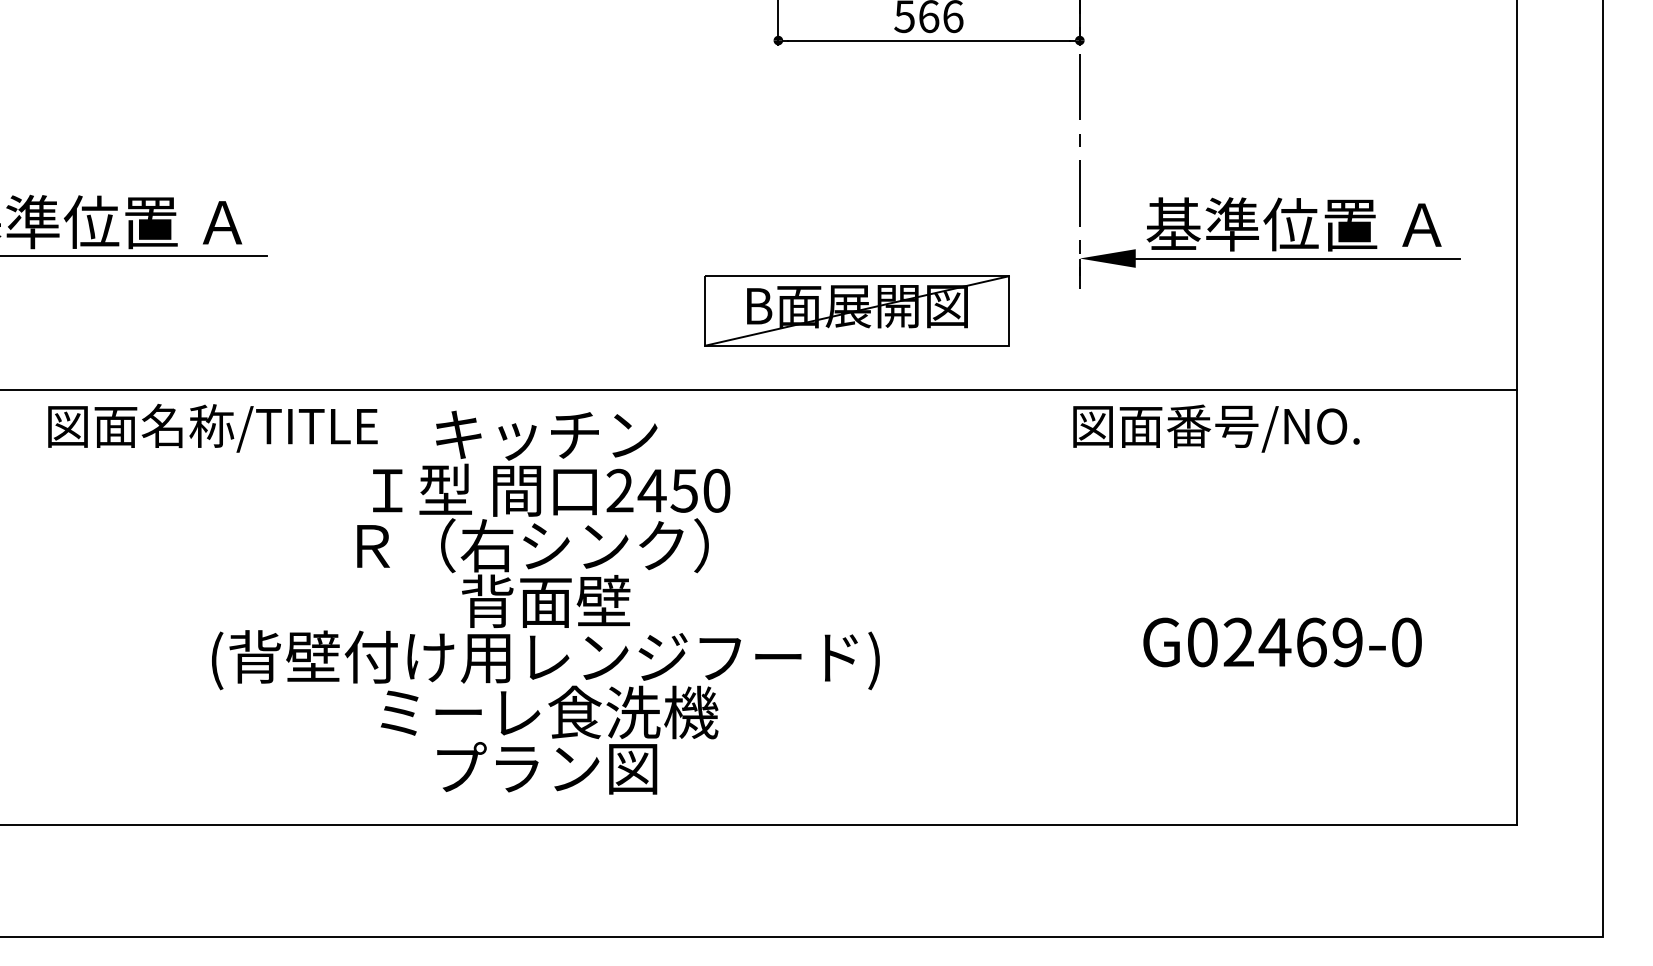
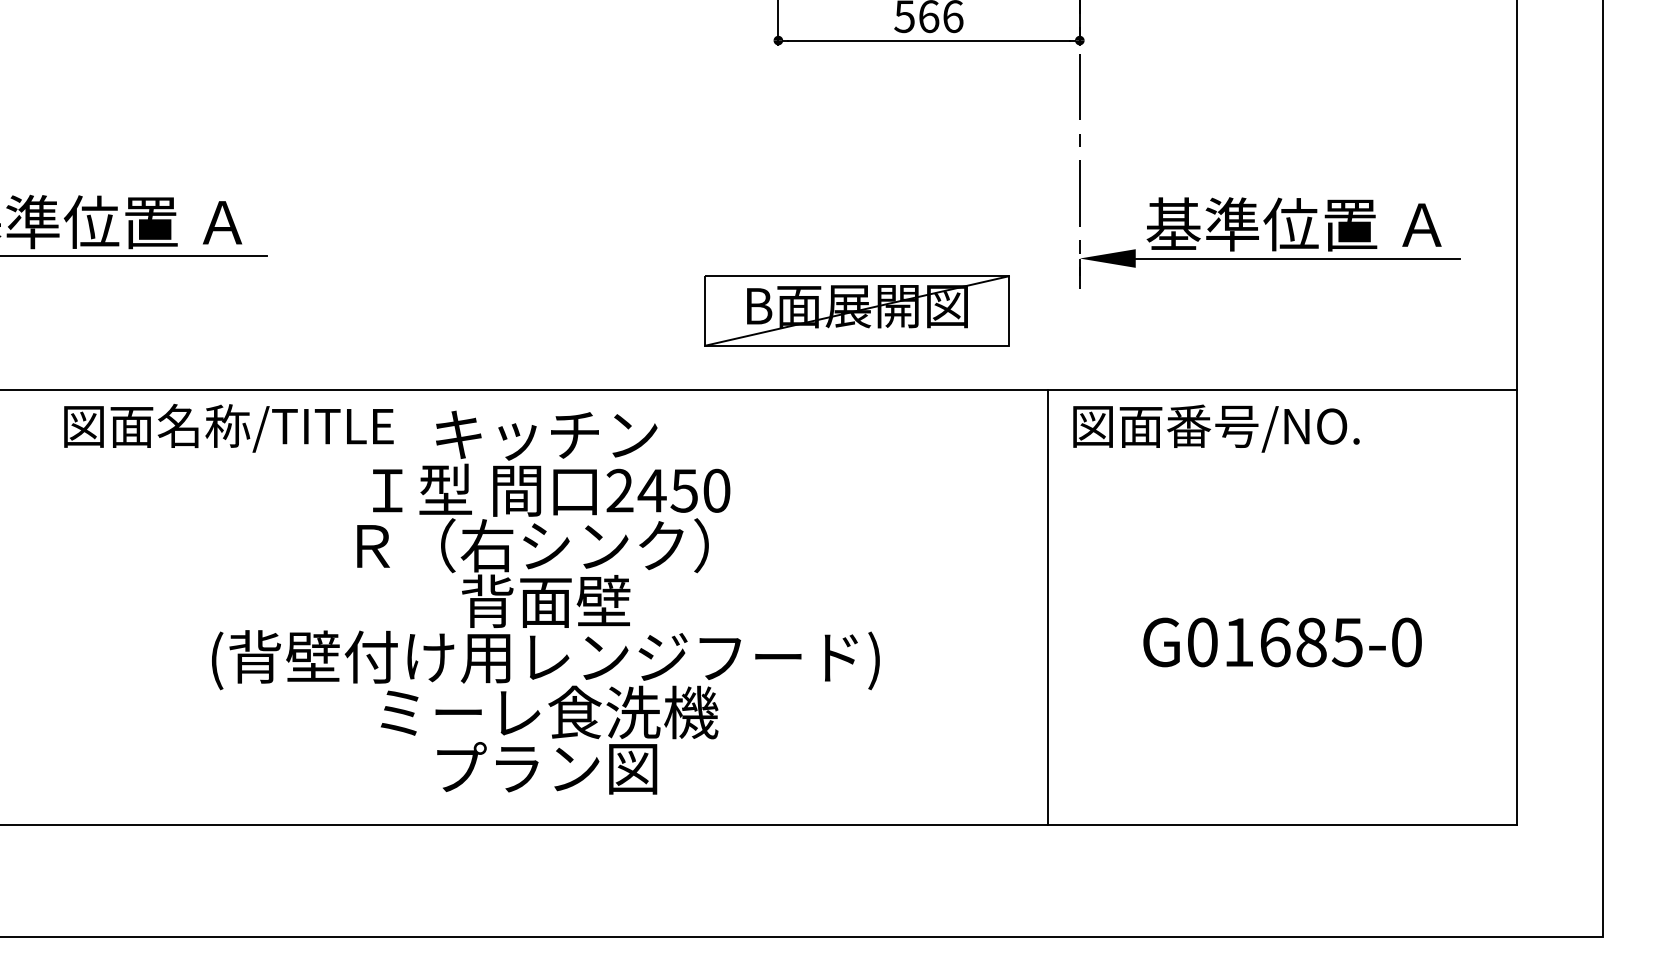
text position: (212, 427) -> (228, 427) (228, 427)
line: none -> present (1047, 607)
text: G02469-0 -> G01685-0 (1292, 642)
